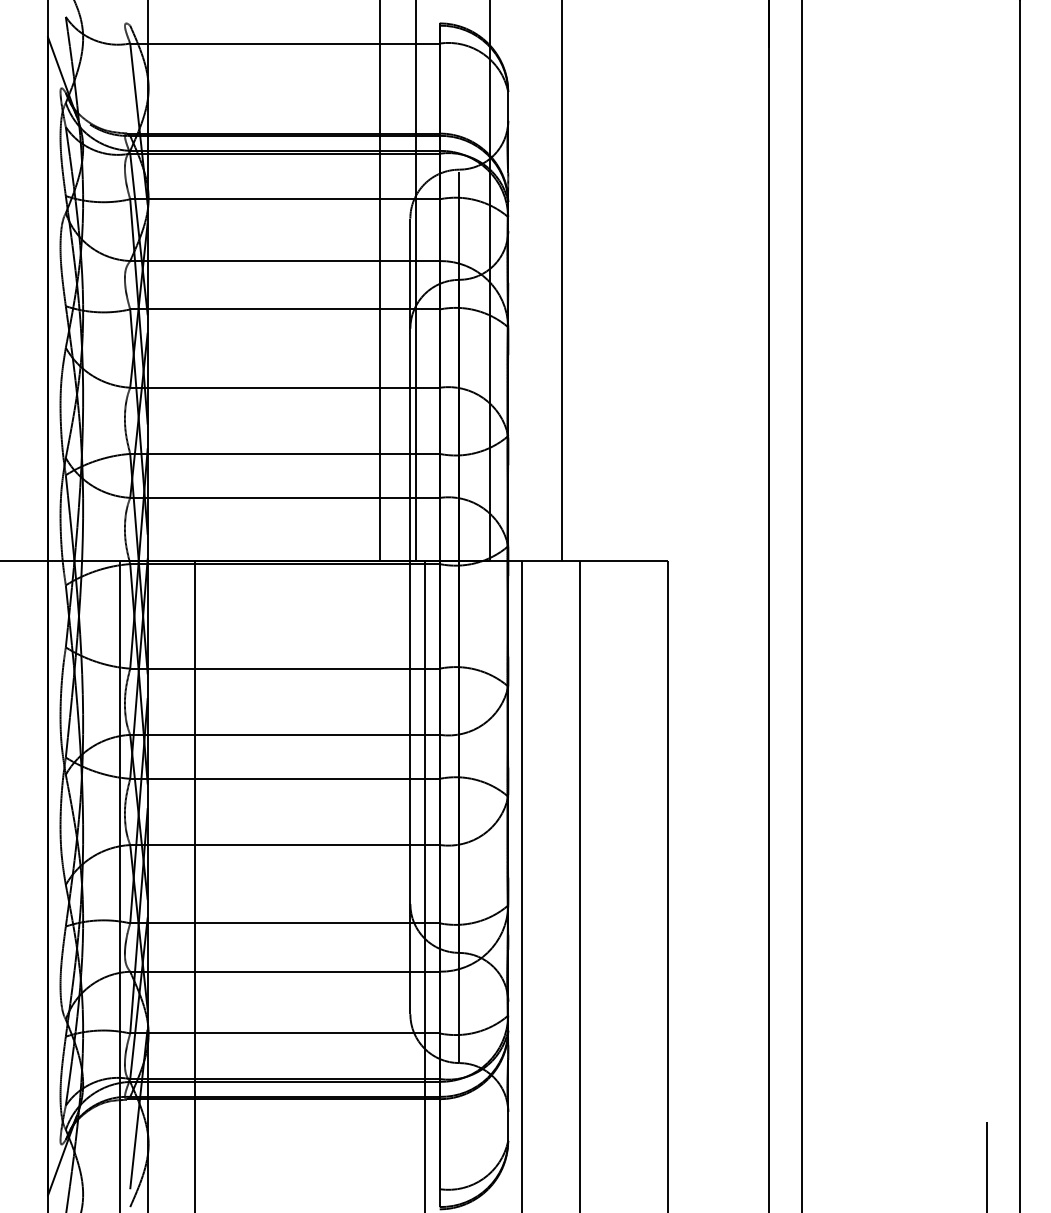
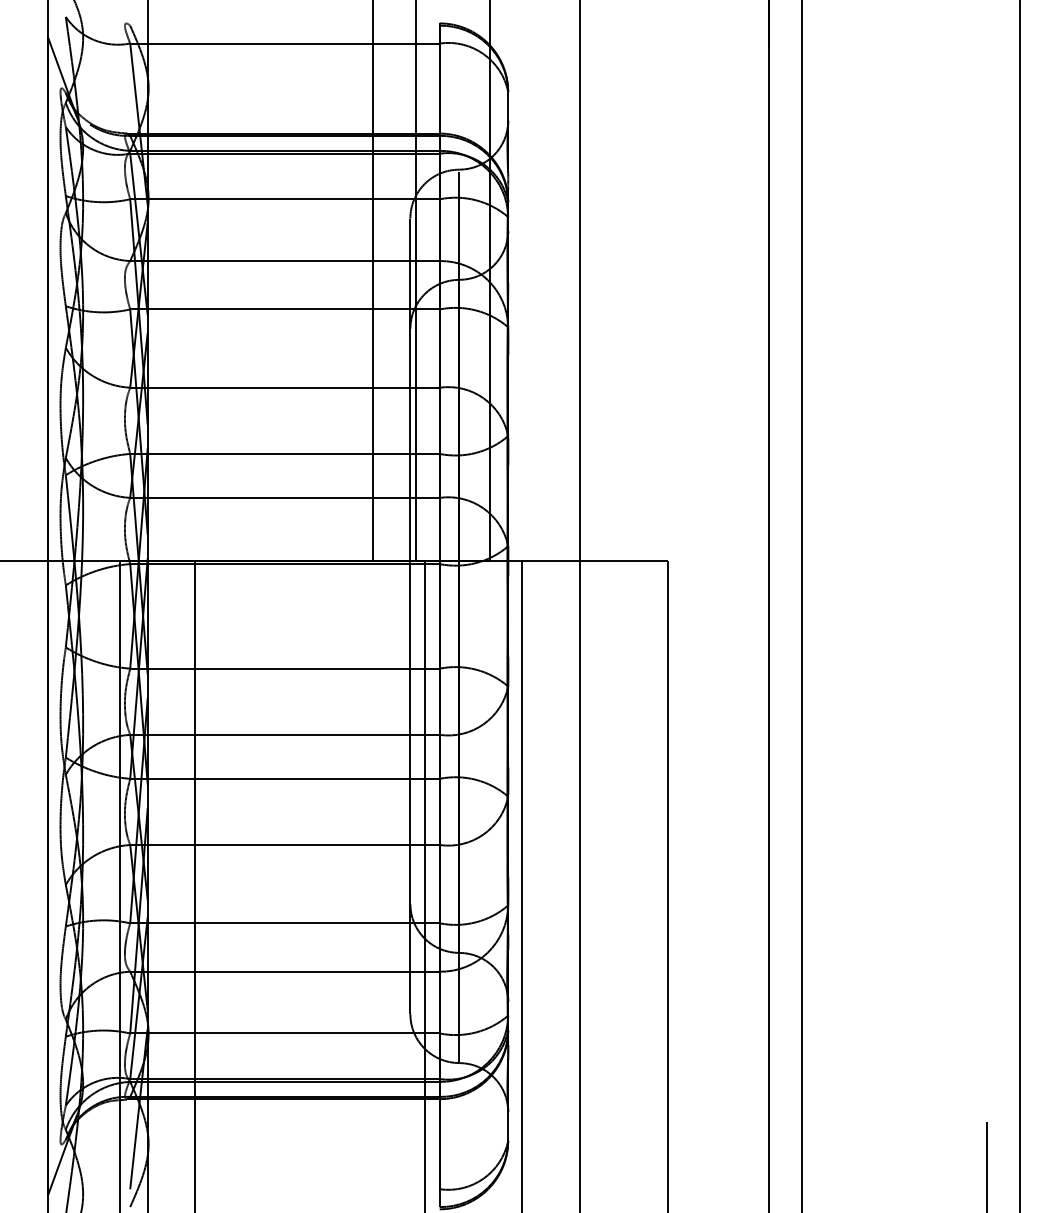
line position: (379, 281) -> (372, 281) (372, 281)
line position: (561, 281) -> (579, 281) (579, 281)
